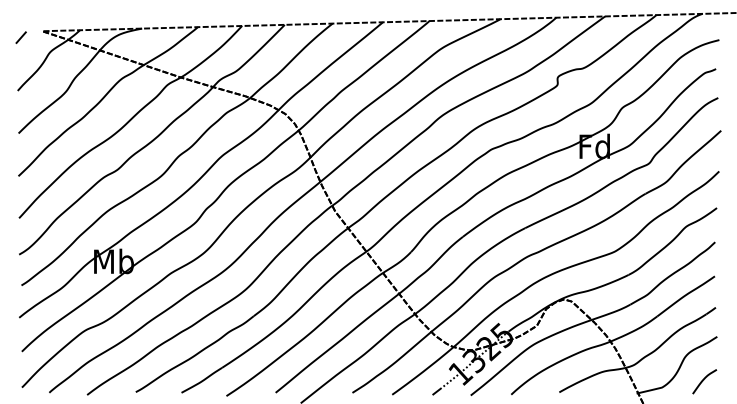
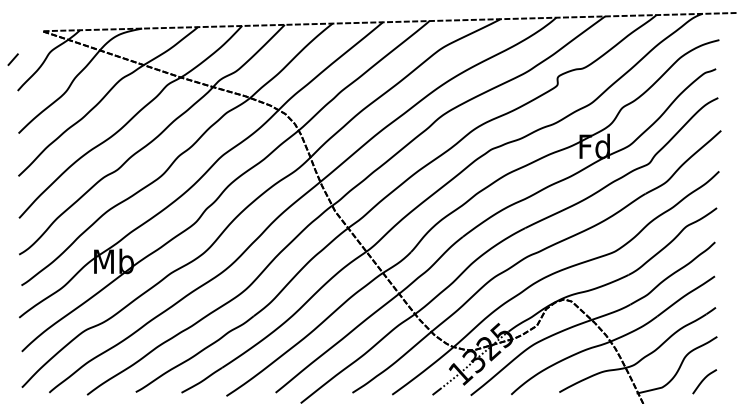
line position: (20, 37) -> (12, 59) (12, 59)
